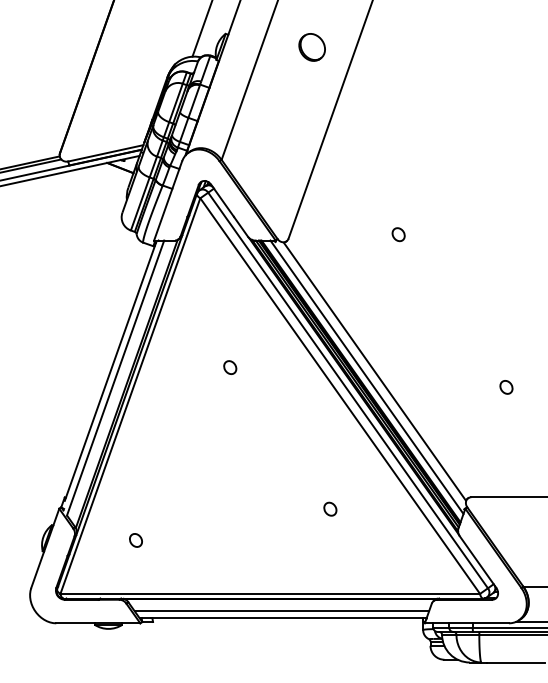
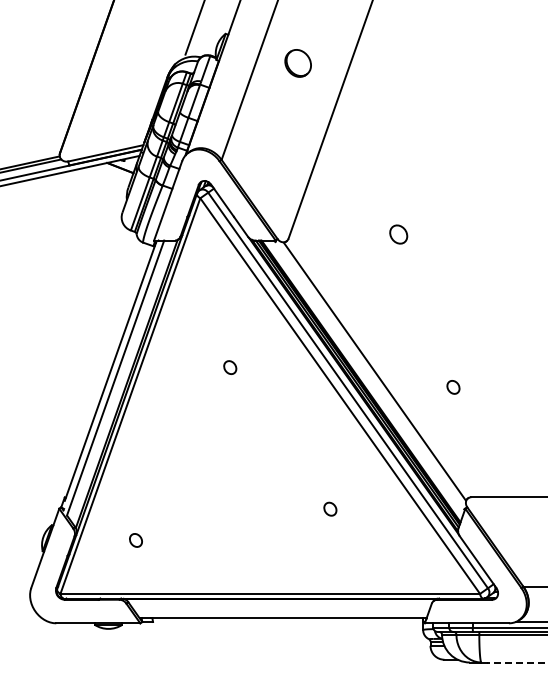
line position: (201, 29) -> (194, 28) (194, 28)
part position: (311, 47) -> (297, 63) (297, 63)
part size: 15x16 px -> 20x21 px (398, 234)
line: present -> none (366, 377)
part position: (506, 387) -> (453, 387) (453, 387)
line: present -> none (281, 611)
line: solid -> dashed (516, 662)
